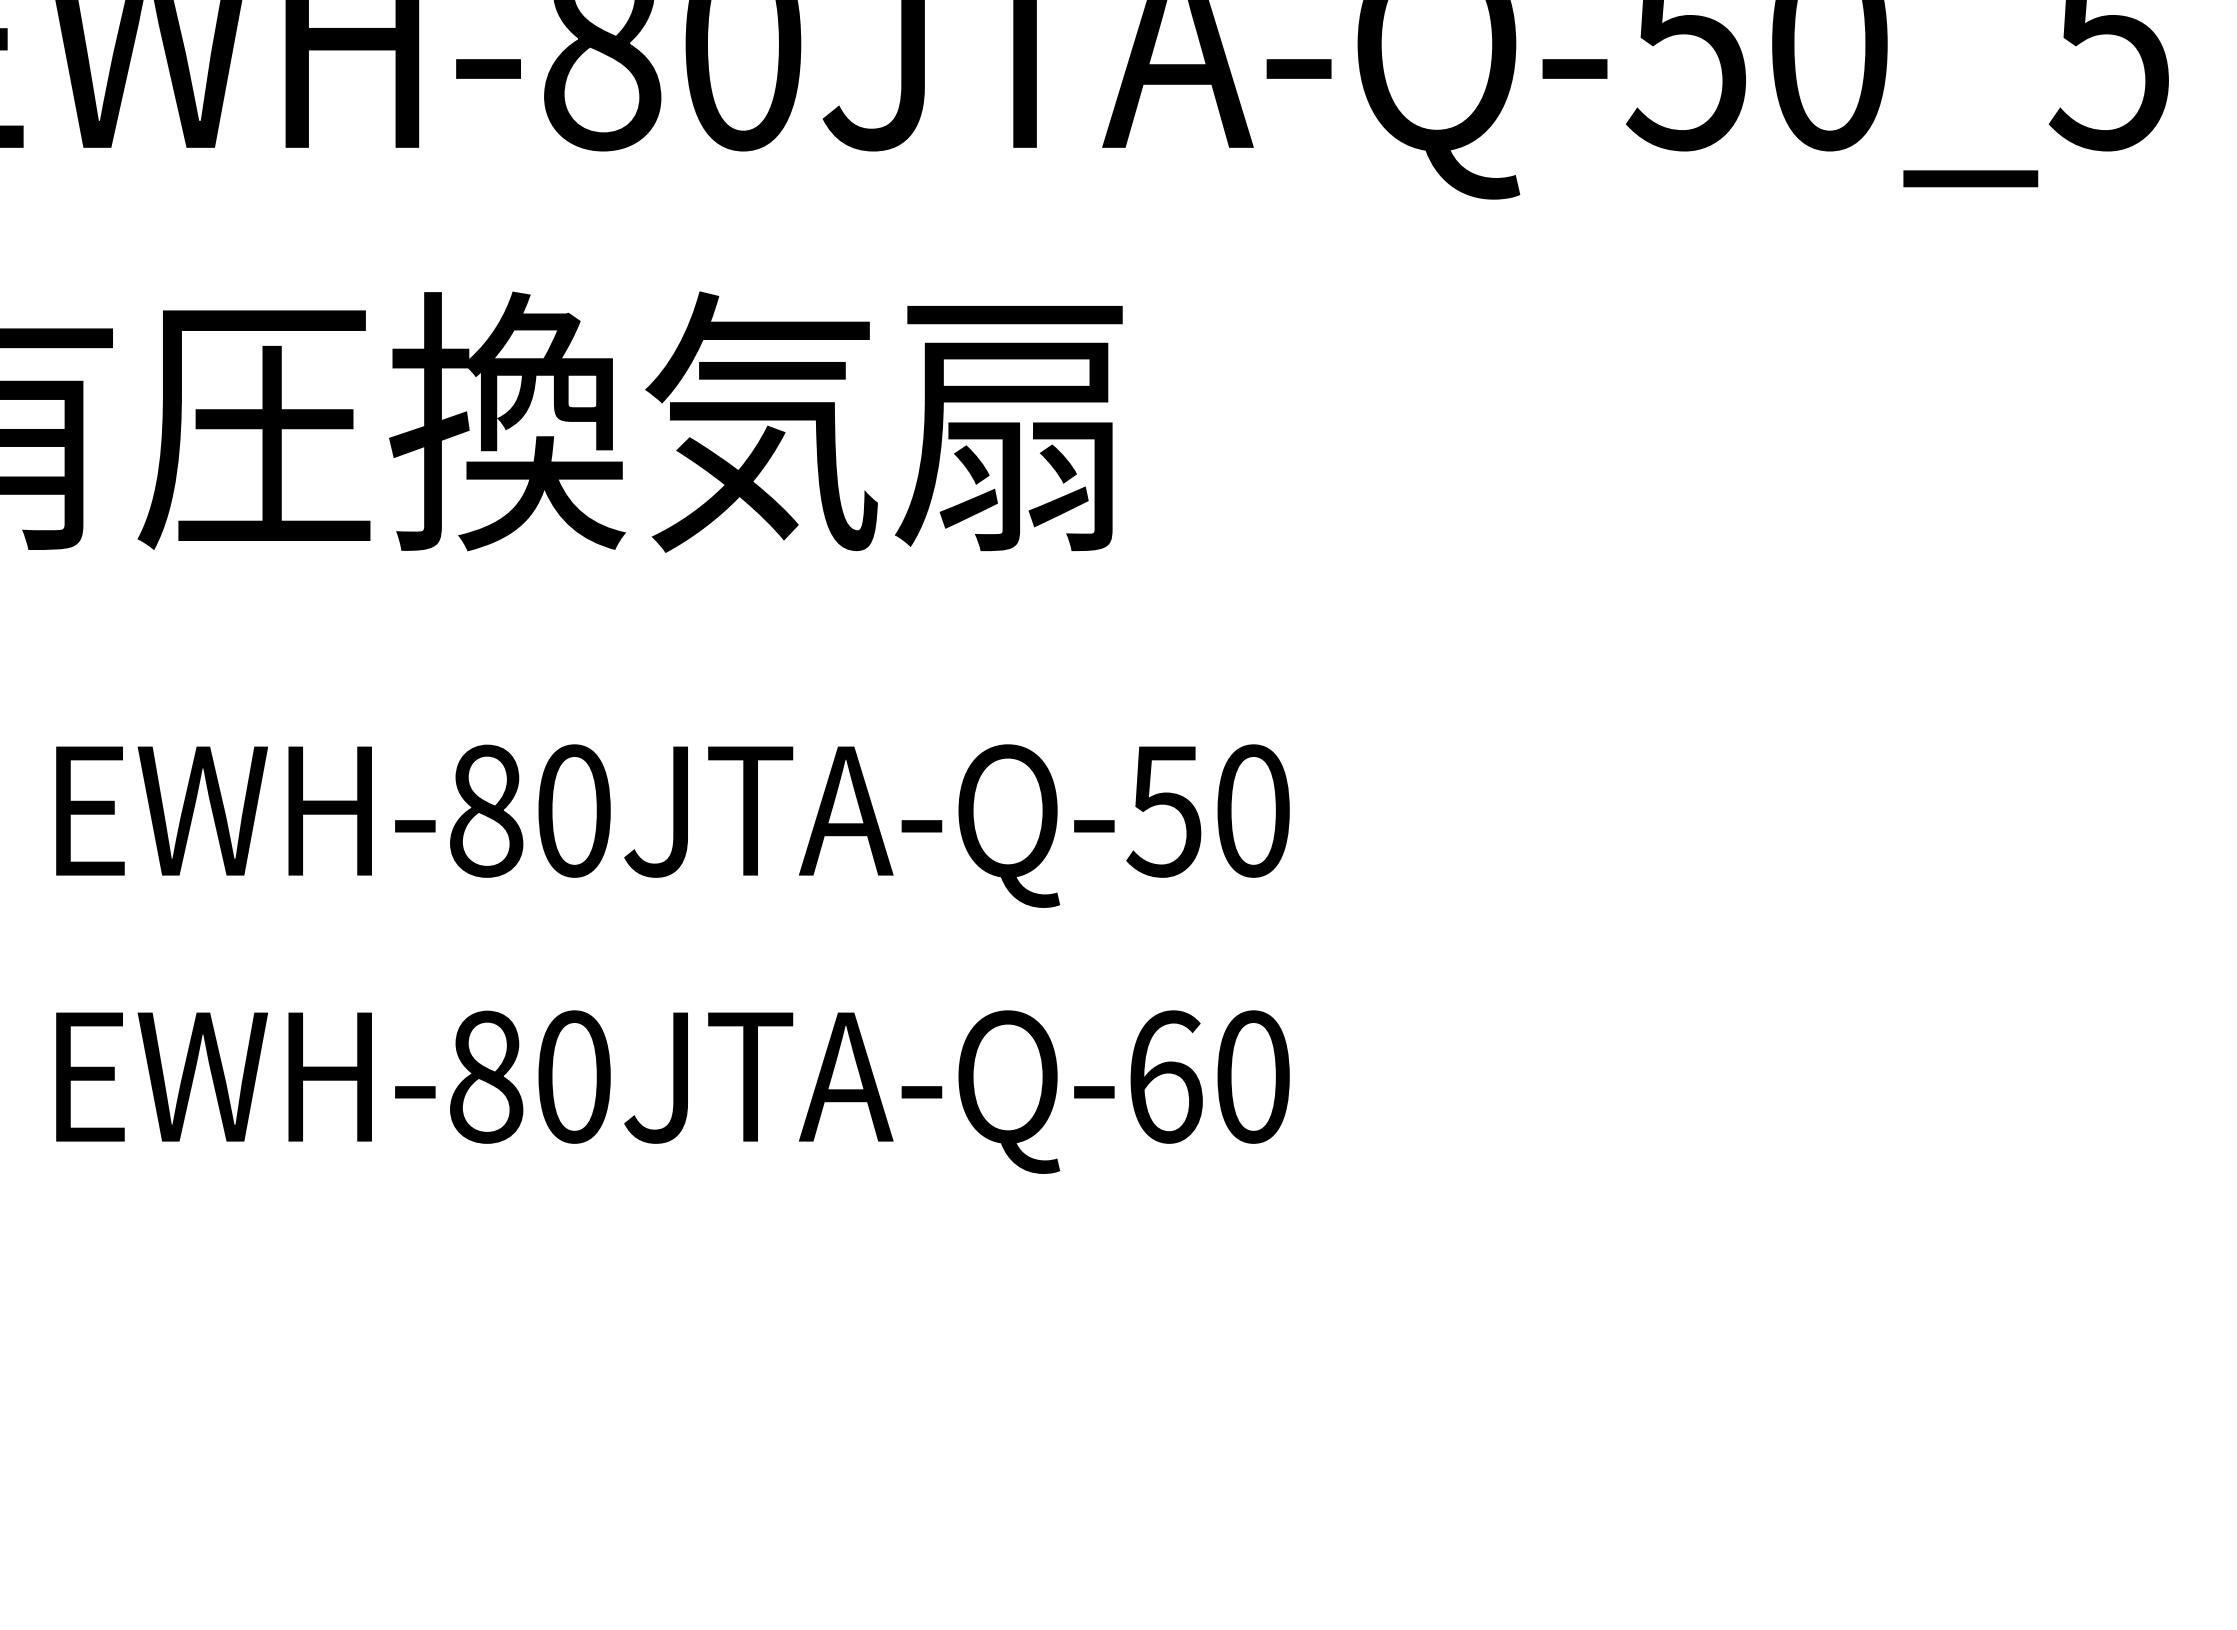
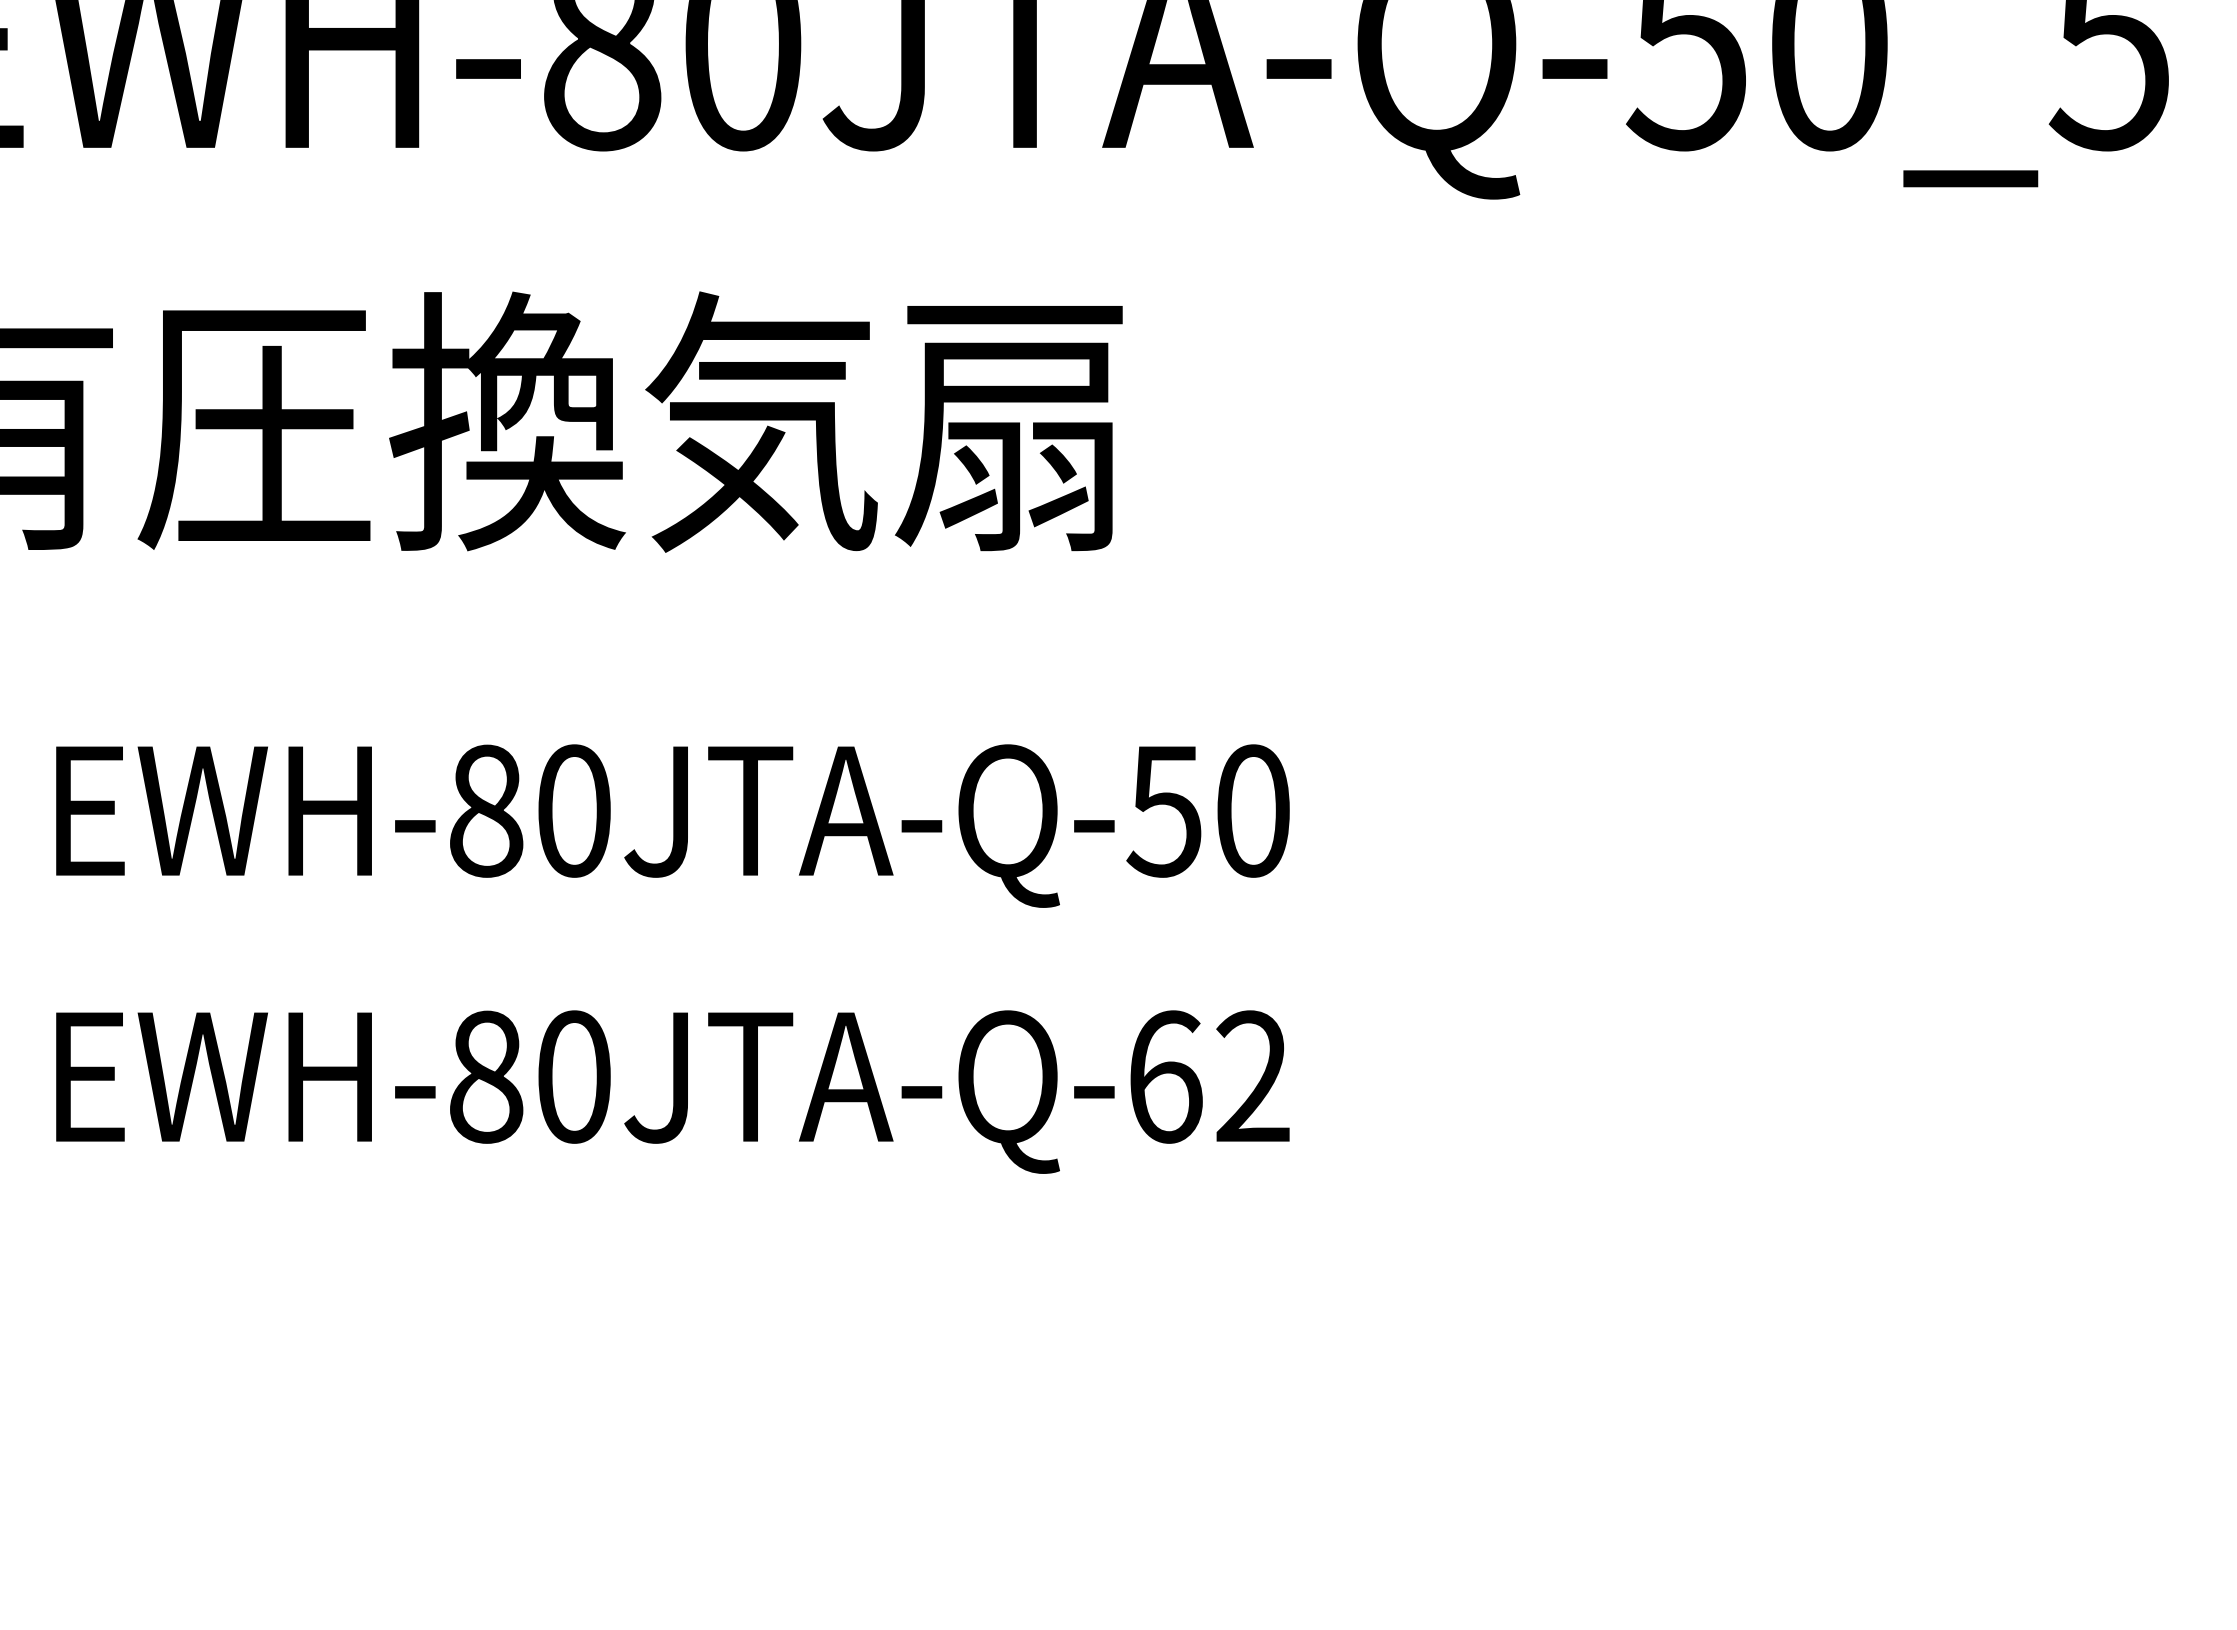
text: EWH-80JTA-Q-60 -> EWH-80JTA-Q-62 (1252, 1076)
